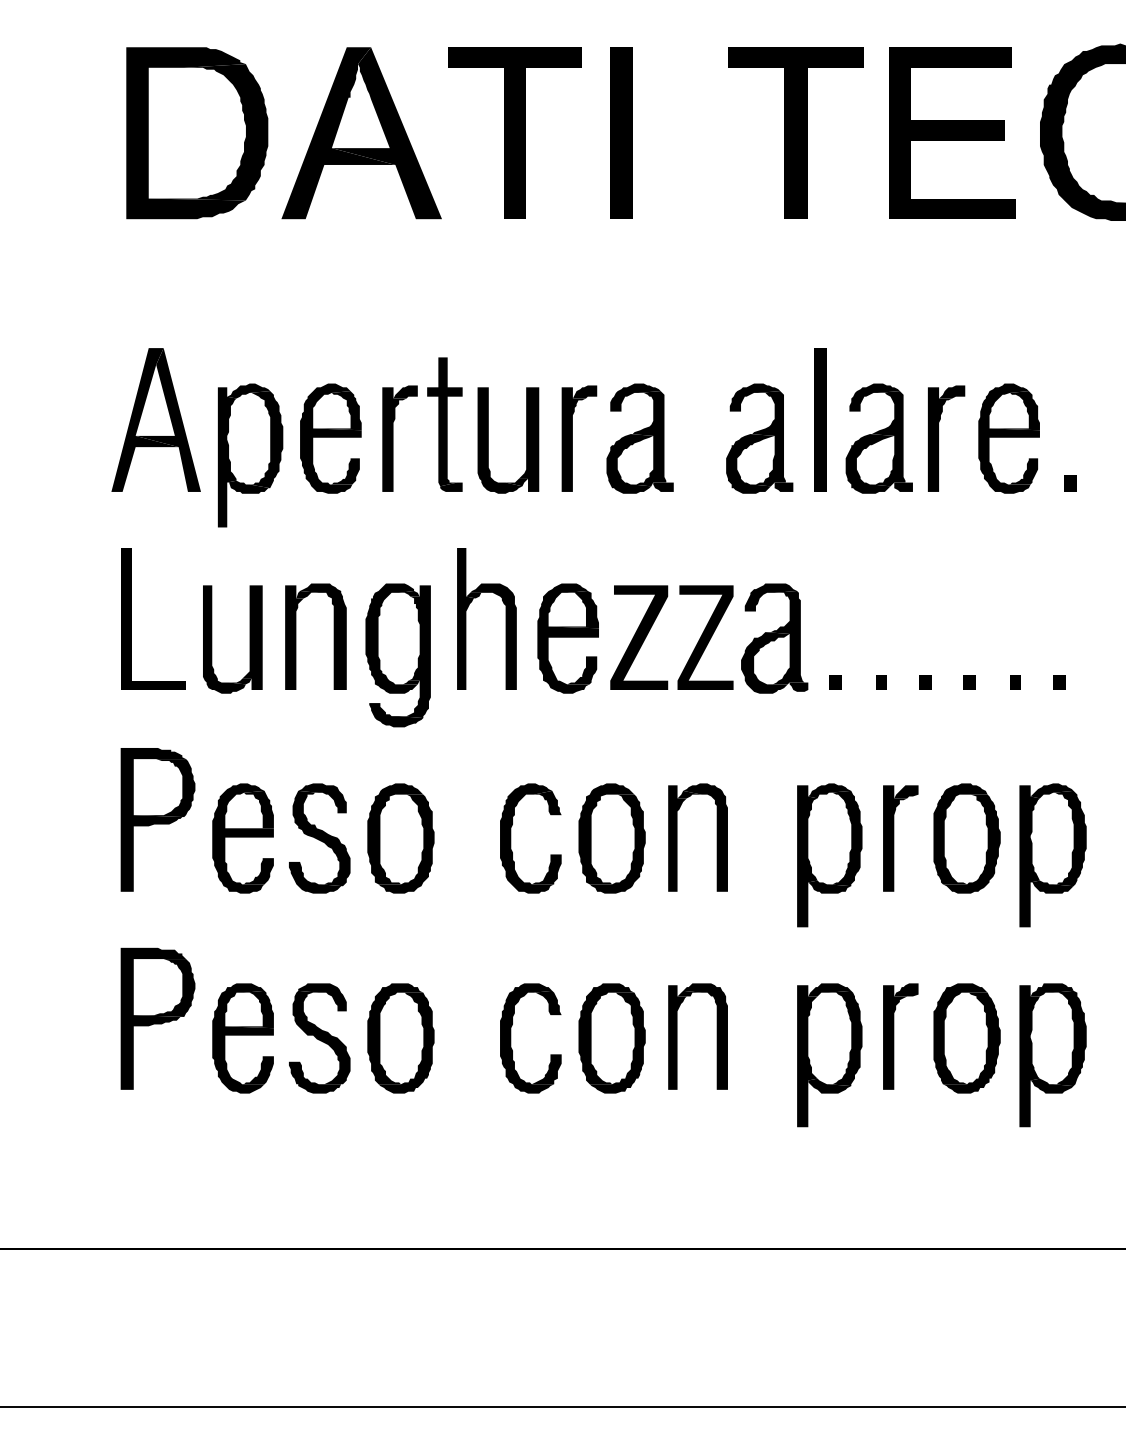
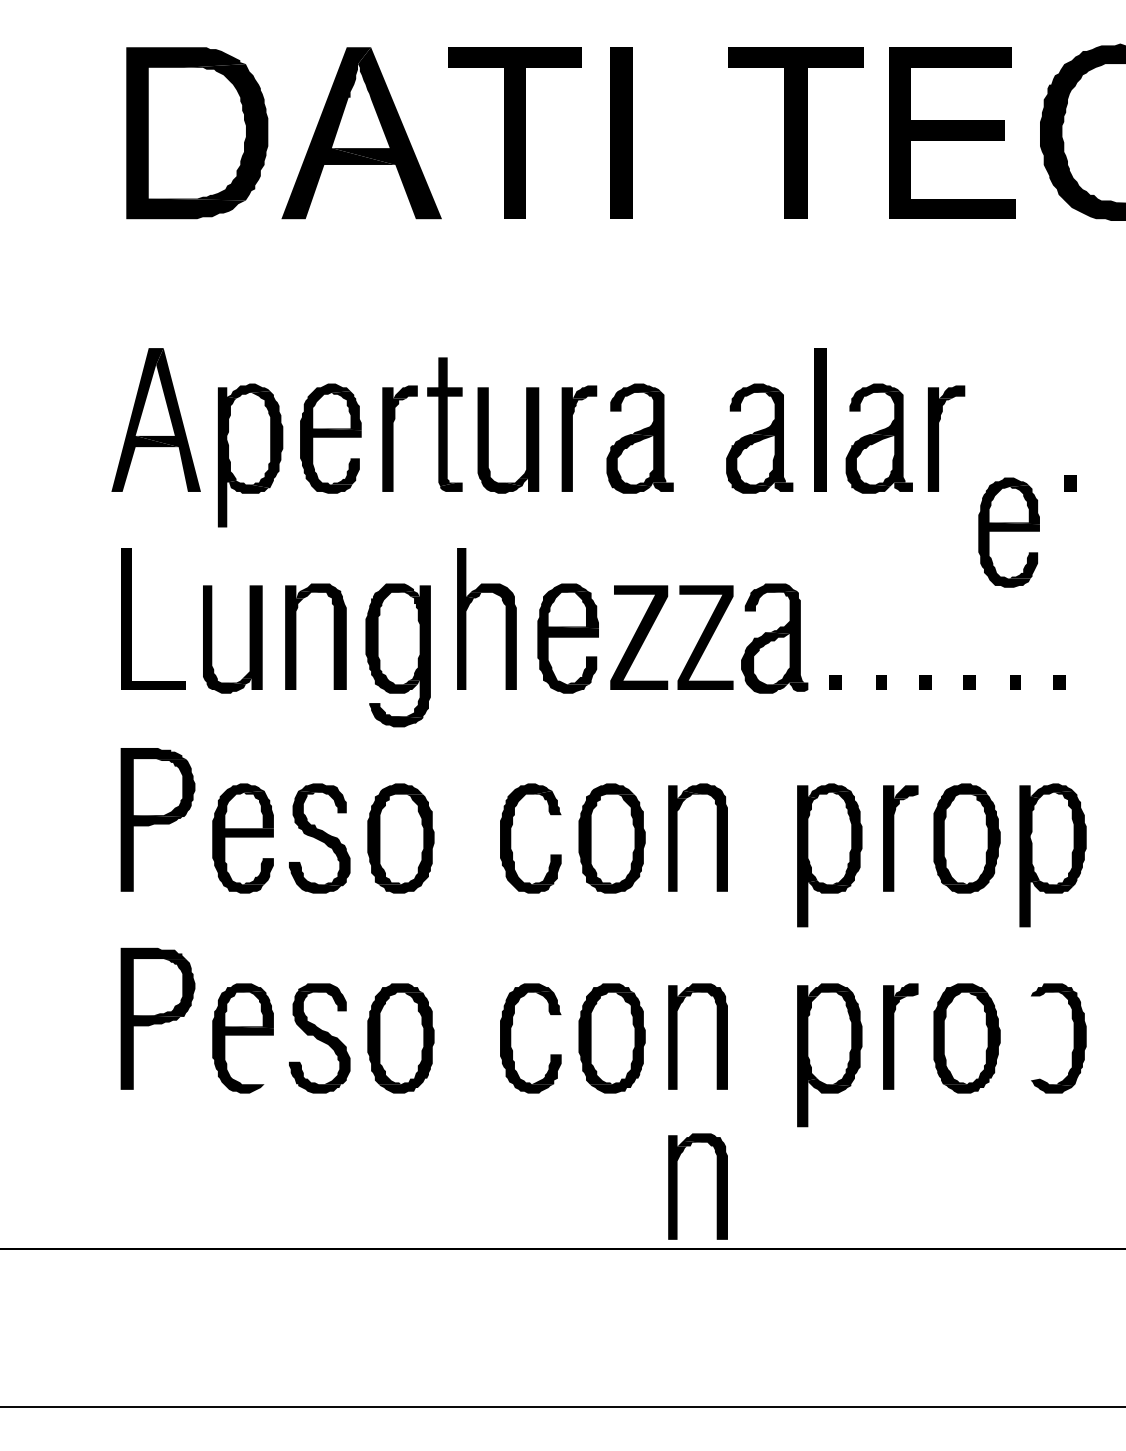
part position: (1008, 438) -> (1008, 532) (1008, 532)
fill: present -> none (1029, 1056)
fill: present -> none (258, 1070)
part: none -> present (716, 1186)
